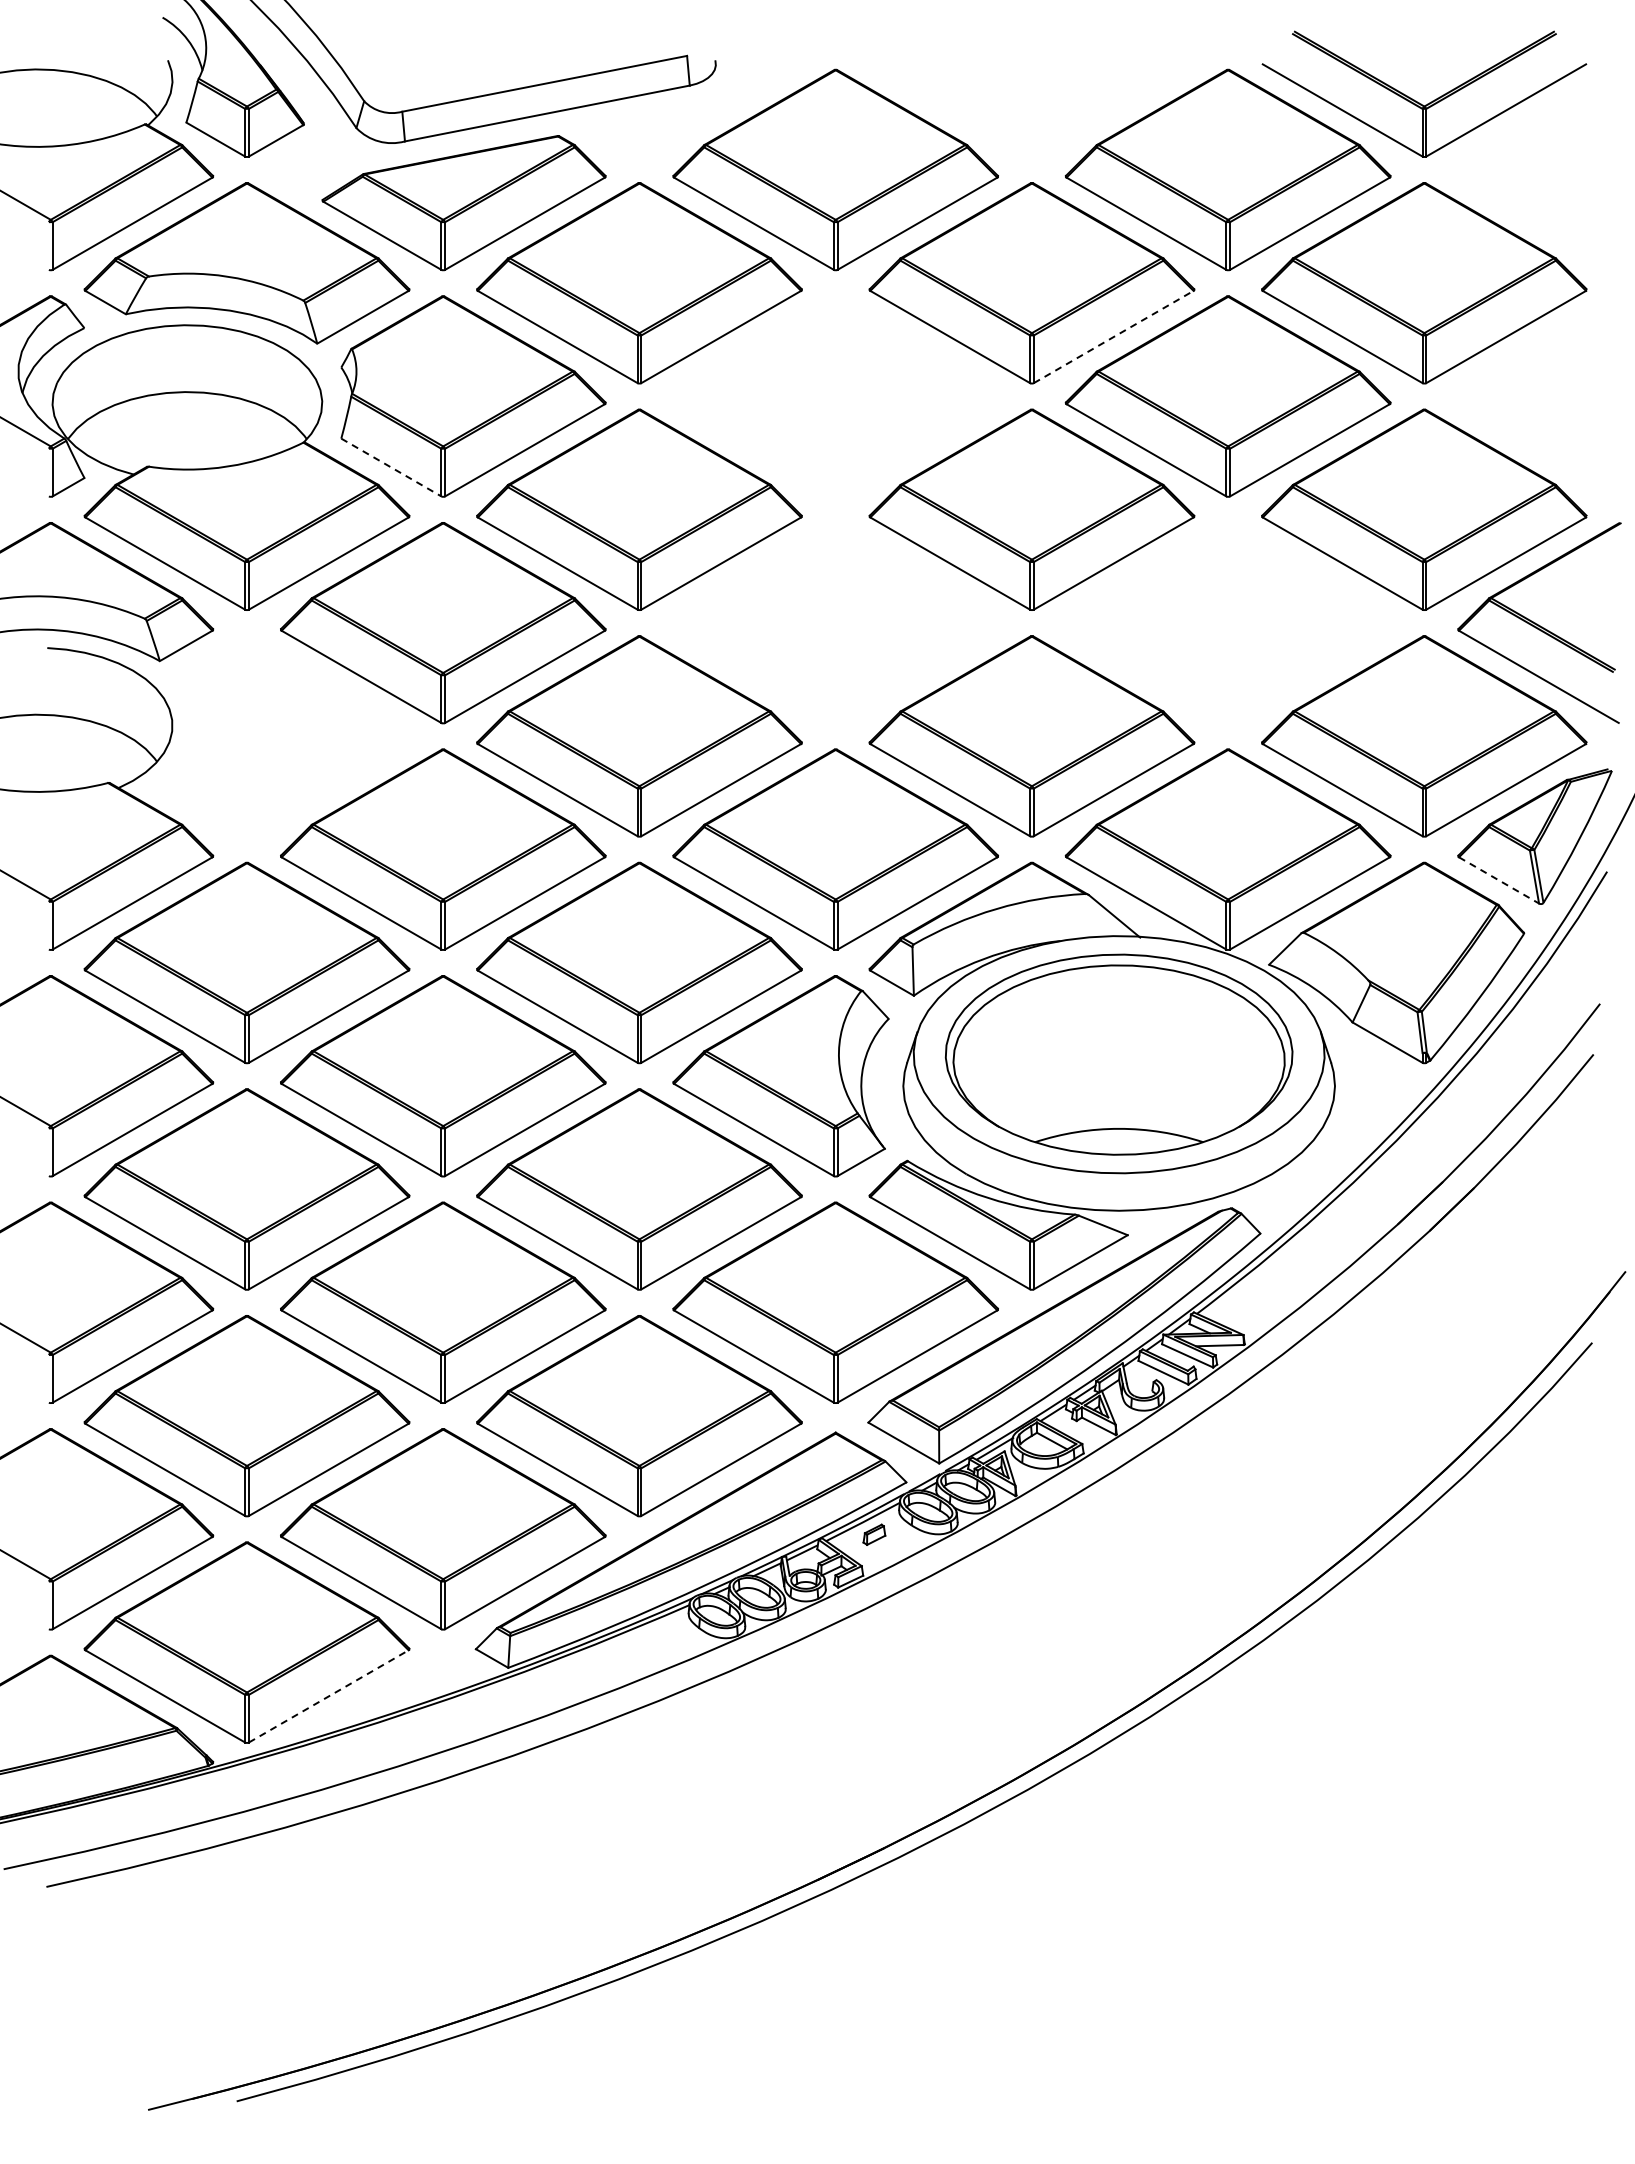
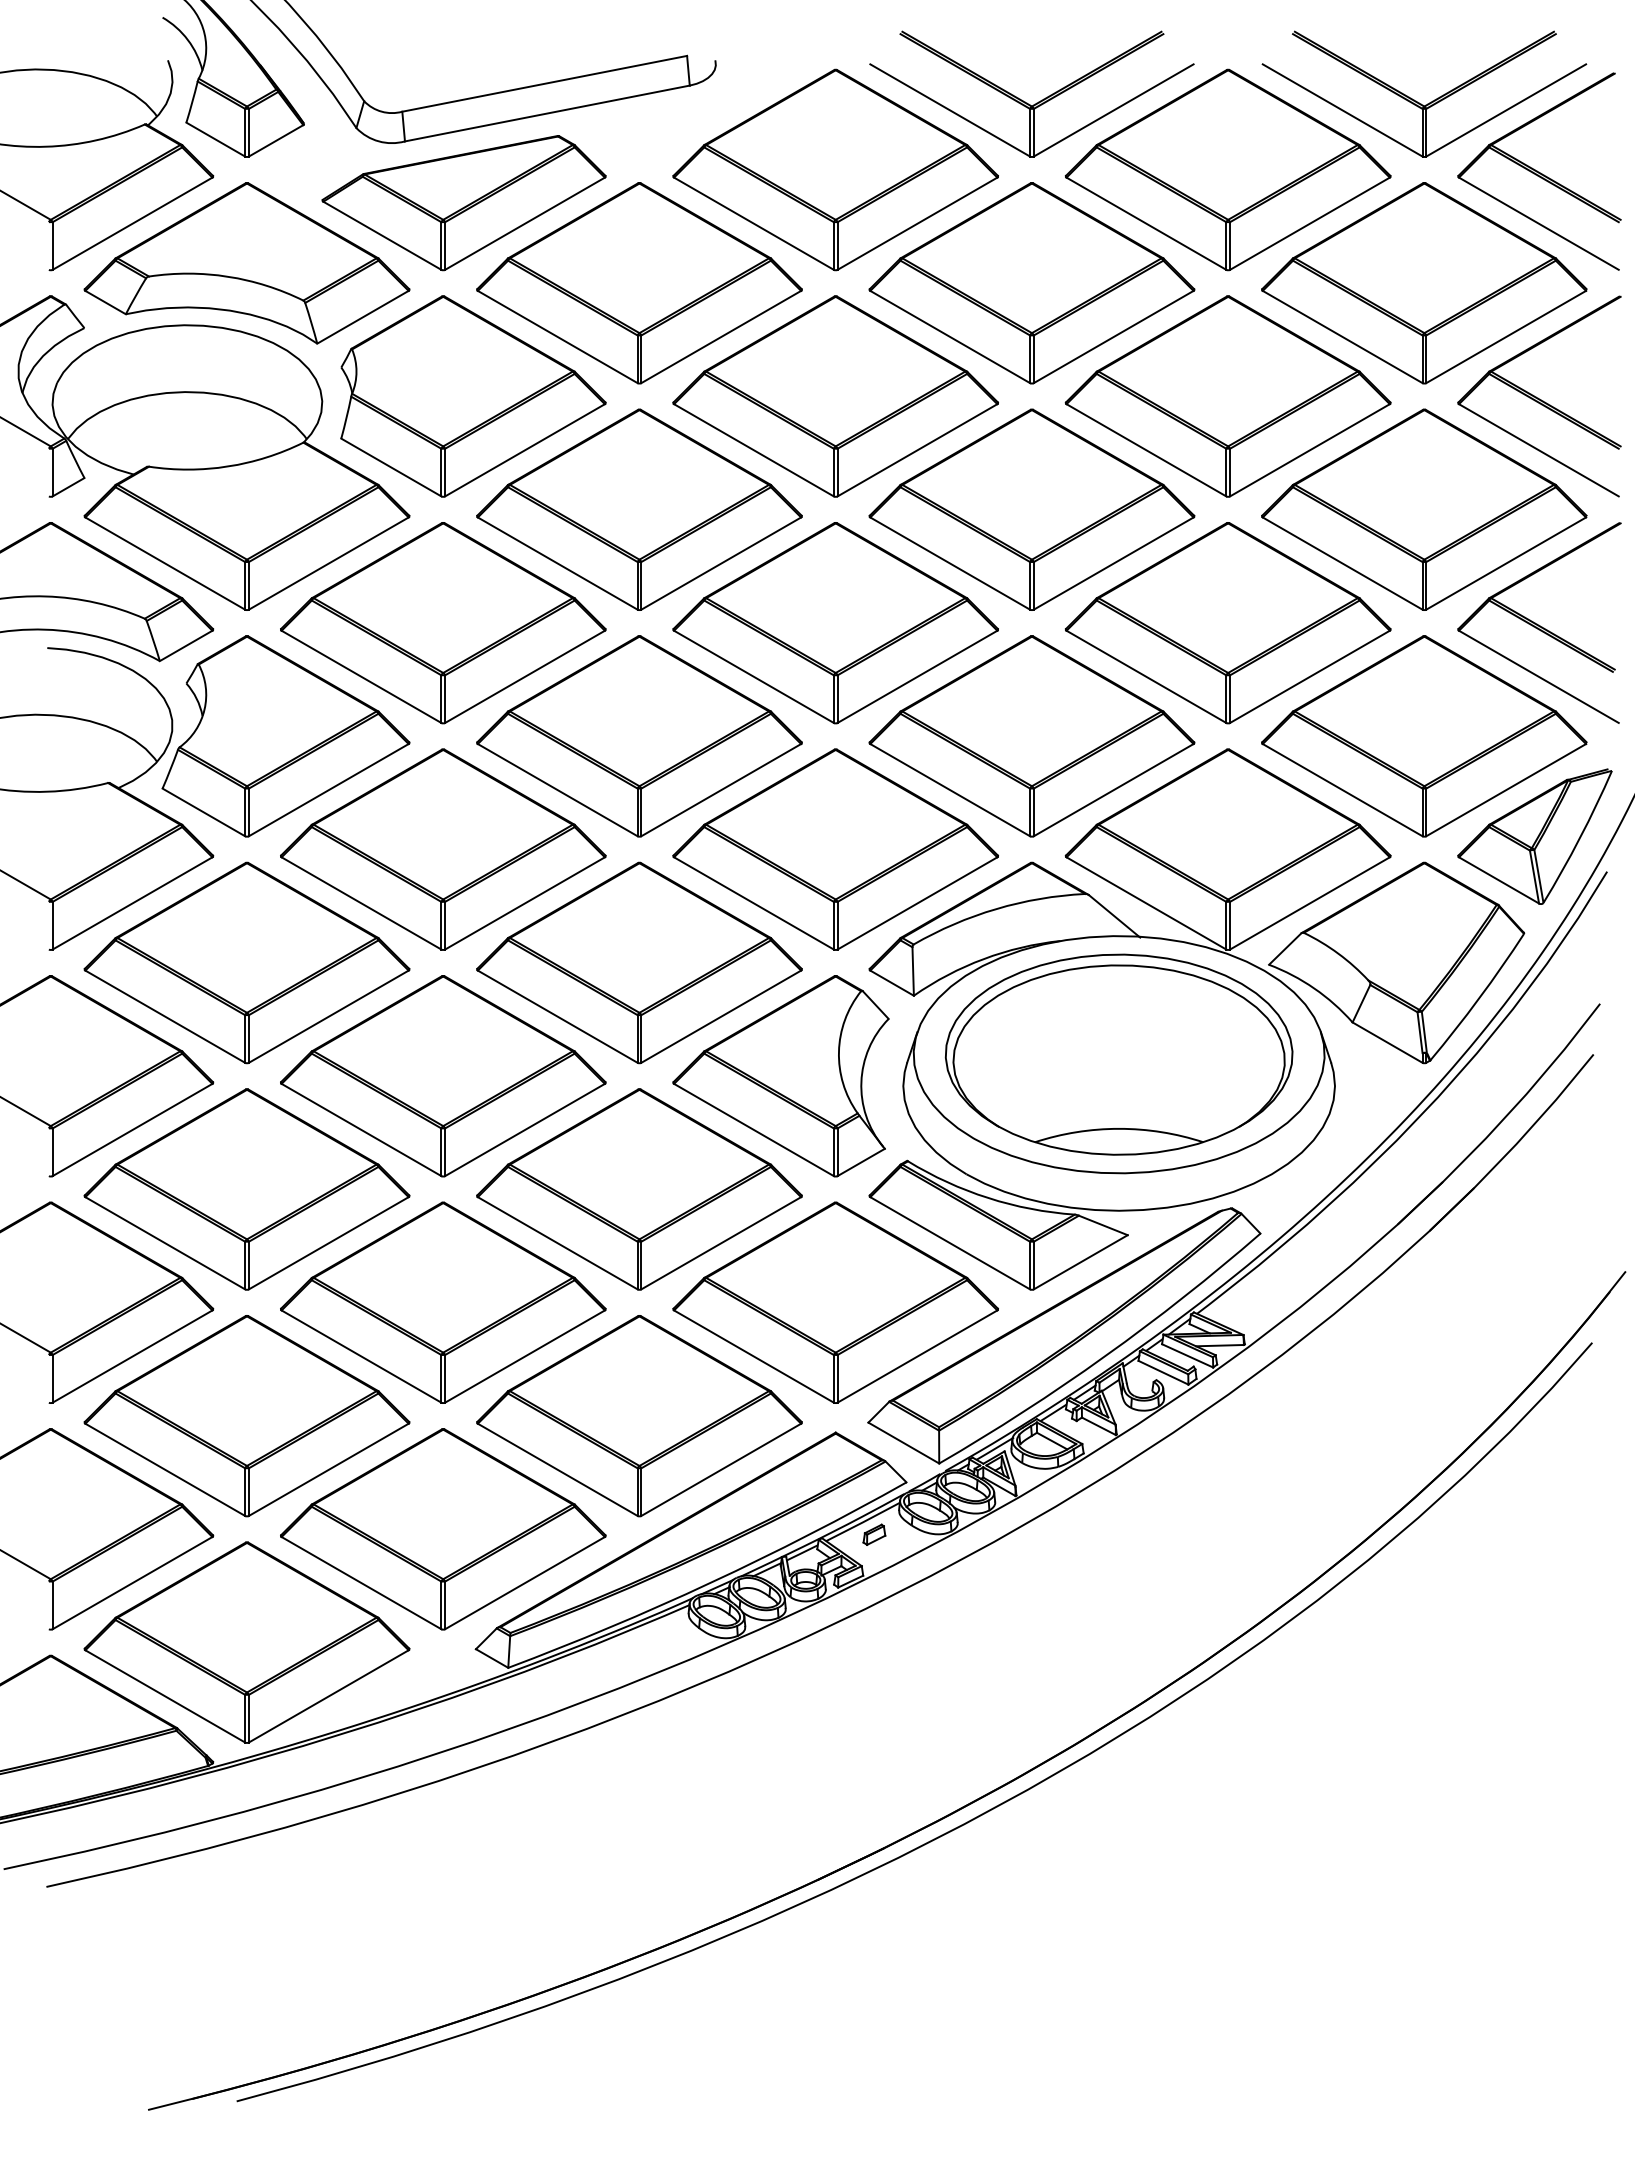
part: none -> present (1027, 102)
part: none -> present (1539, 171)
line: dashed -> solid (1114, 336)
part: none -> present (835, 396)
part: none -> present (1539, 396)
line: dashed -> solid (391, 467)
part: none -> present (835, 623)
part: none -> present (1228, 623)
part: none -> present (285, 736)
line: dashed -> solid (1499, 880)
line: dashed -> solid (329, 1696)
